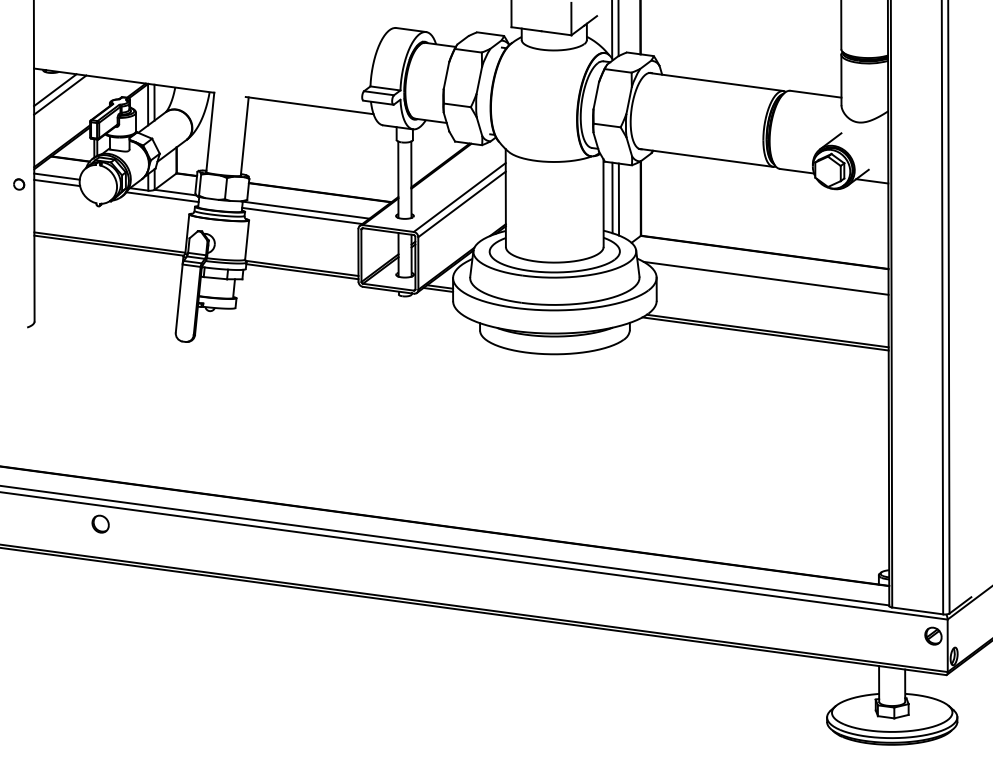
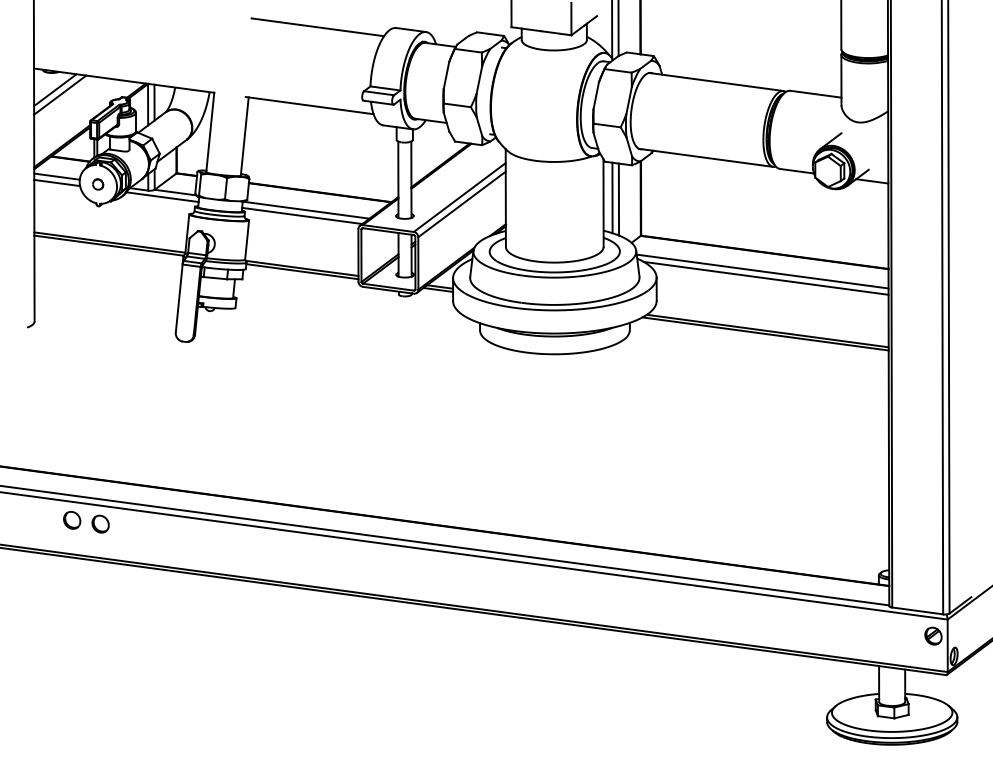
line: none -> present (317, 27)
part position: (19, 184) -> (98, 184) (98, 184)
line: none -> present (762, 271)
part: none -> present (72, 520)
